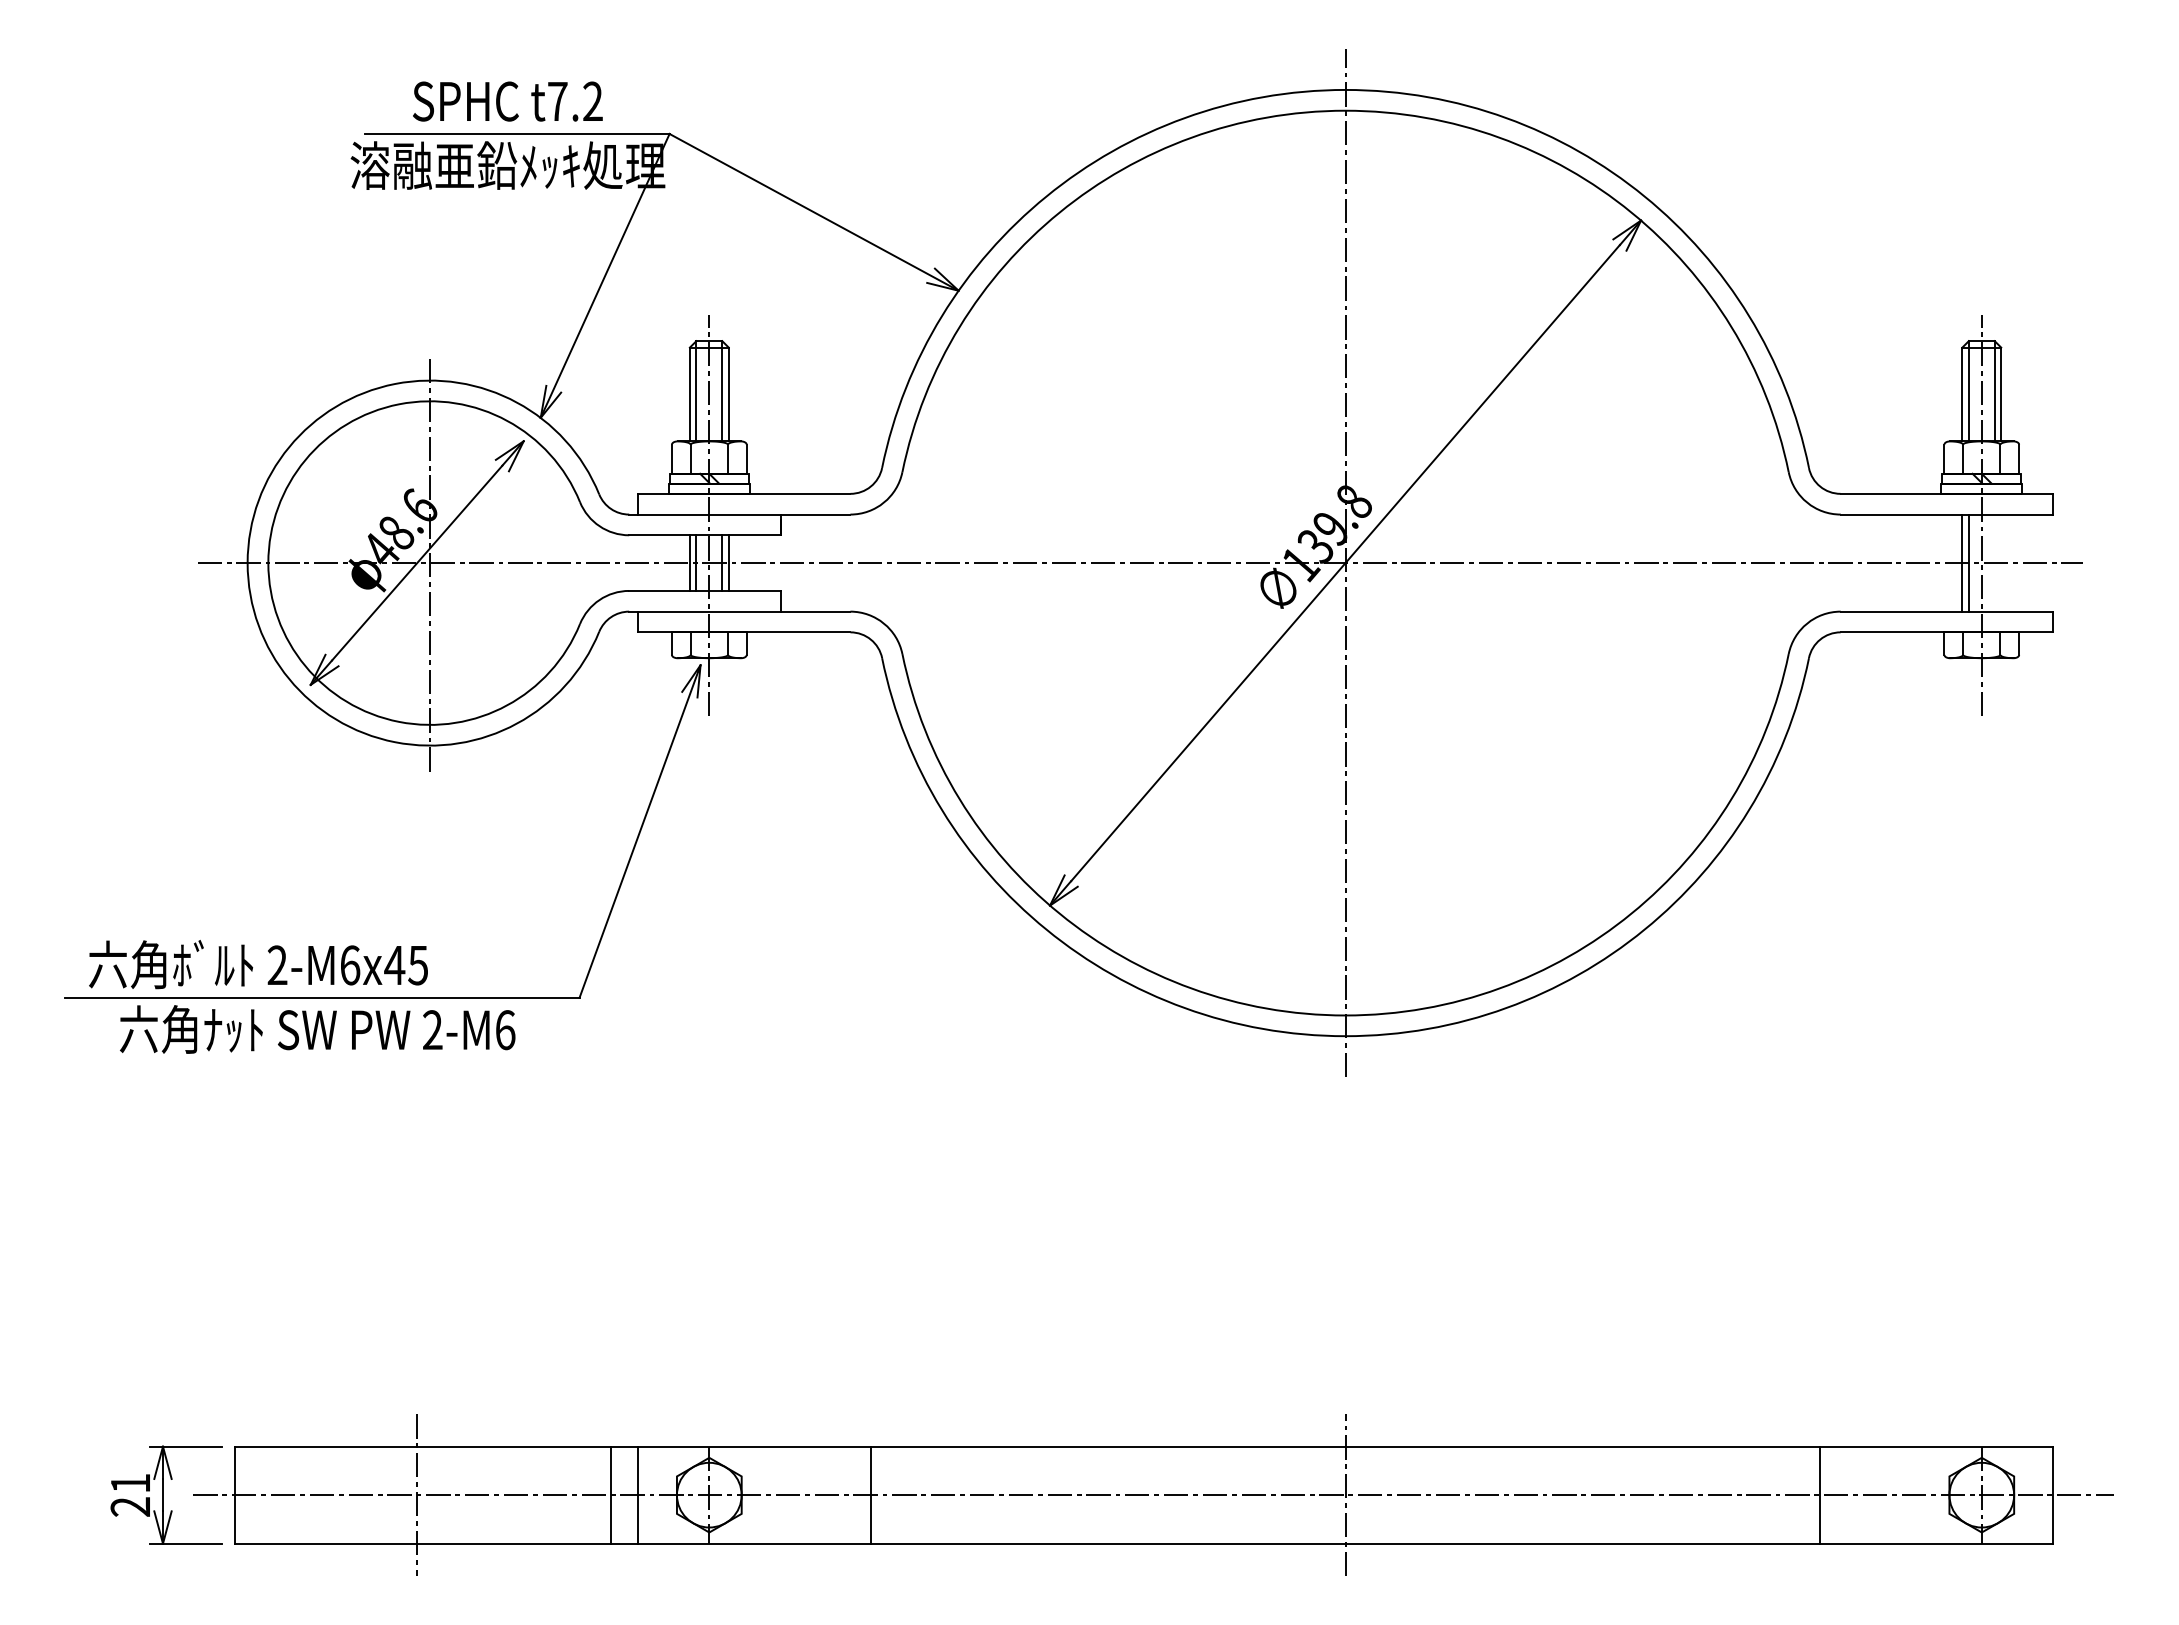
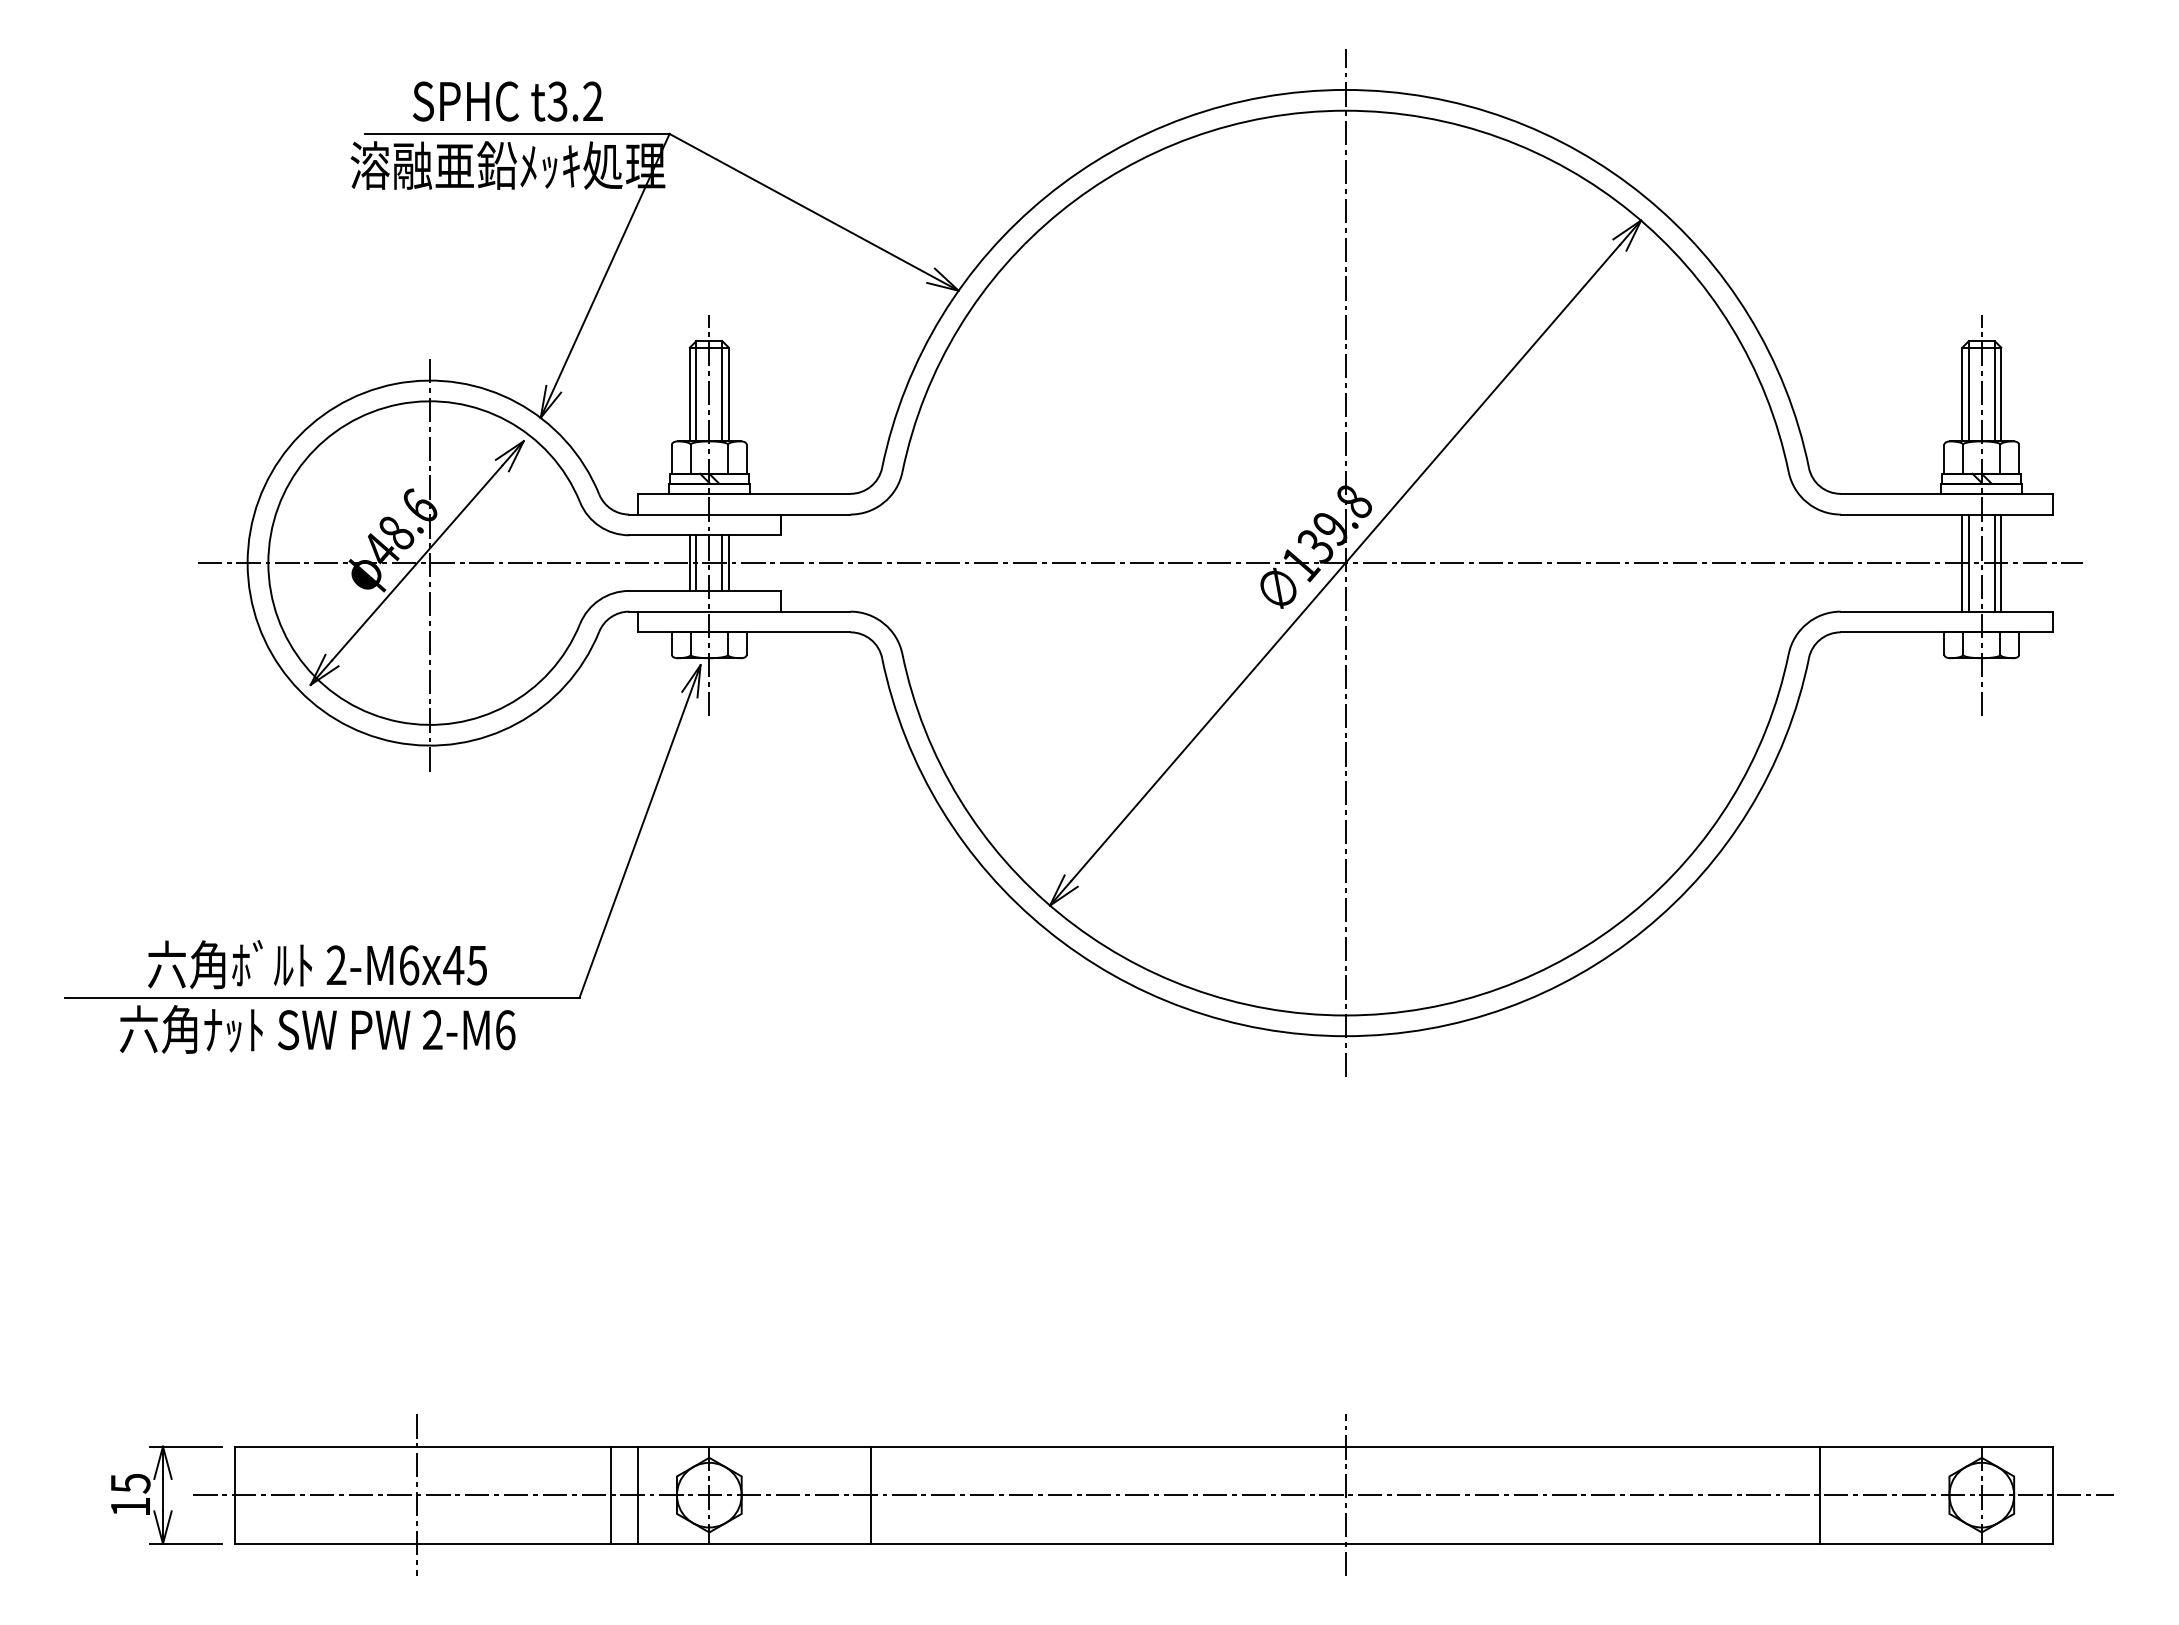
text: t7.2 -> t3.2 (557, 101)
line: none -> present (1994, 562)
line: none -> present (2001, 562)
text position: (258, 964) -> (317, 964) (317, 964)
text: 21 -> 15 (130, 1494)
